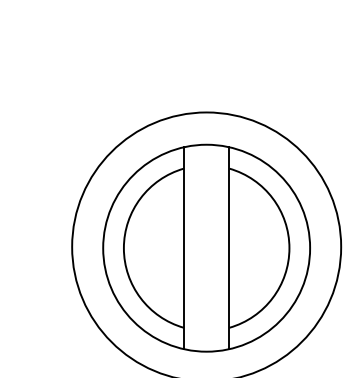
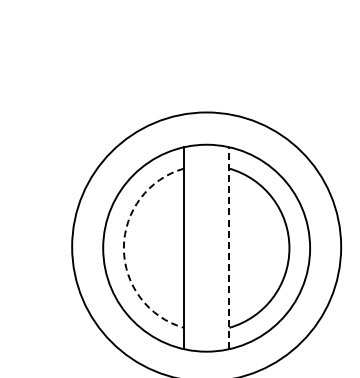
arc: solid -> dashed (123, 248)
line: solid -> dashed (229, 248)
